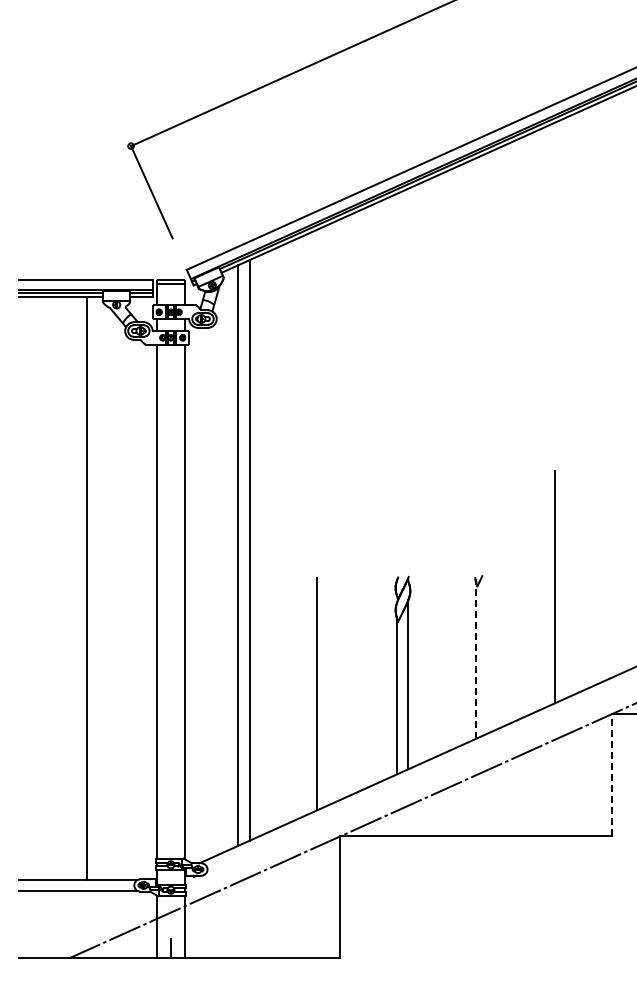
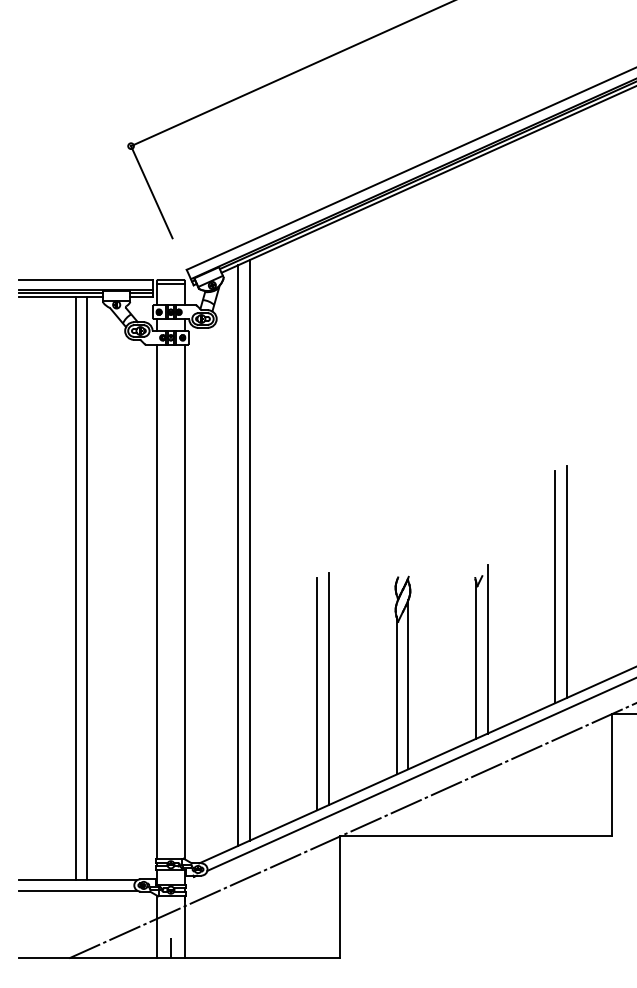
line: none -> present (566, 581)
line: none -> present (75, 588)
line: none -> present (487, 648)
line: dashed -> solid (476, 659)
line: none -> present (328, 688)
line: none -> present (420, 774)
line: dashed -> solid (611, 774)
